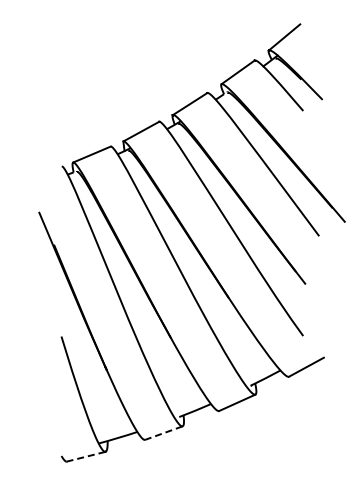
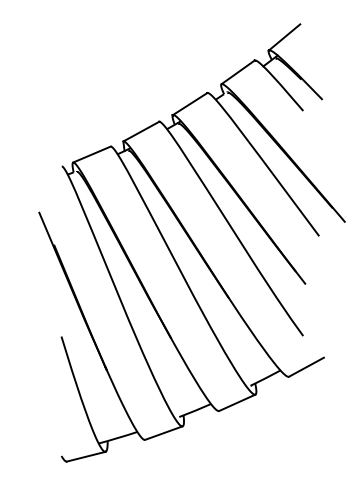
line: dashed -> solid (163, 433)
line: dashed -> solid (86, 456)
